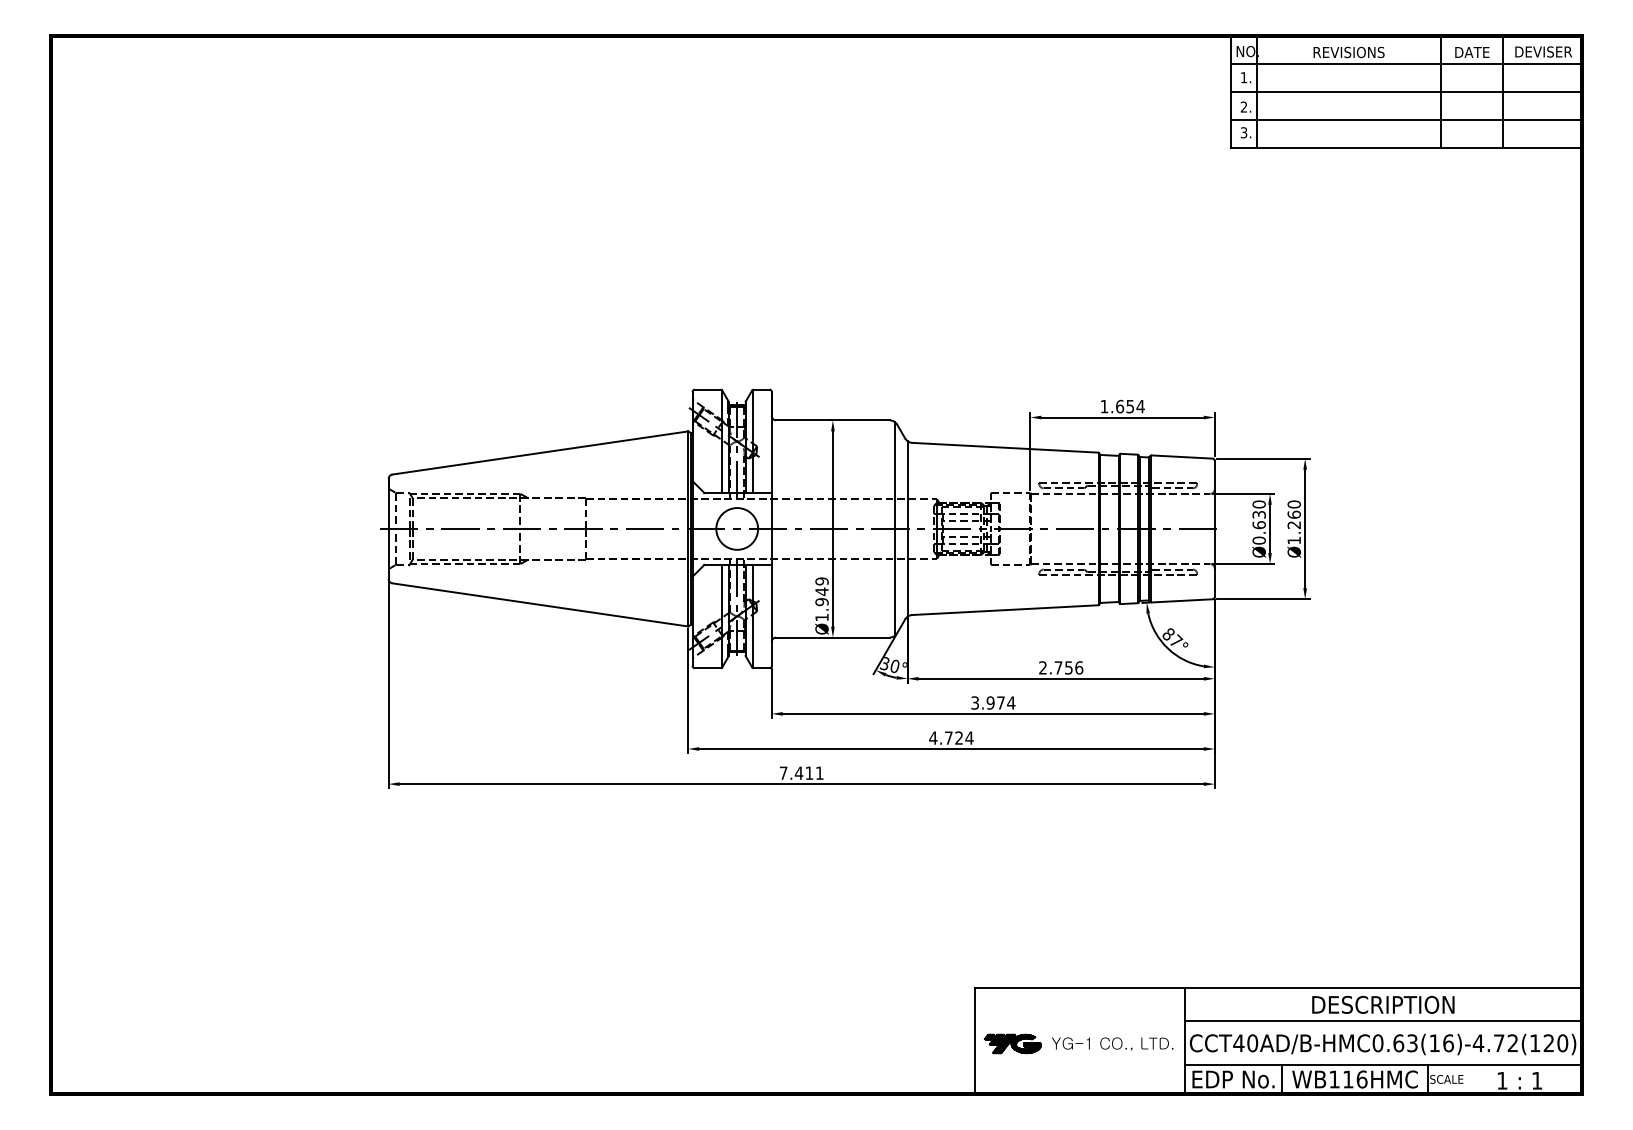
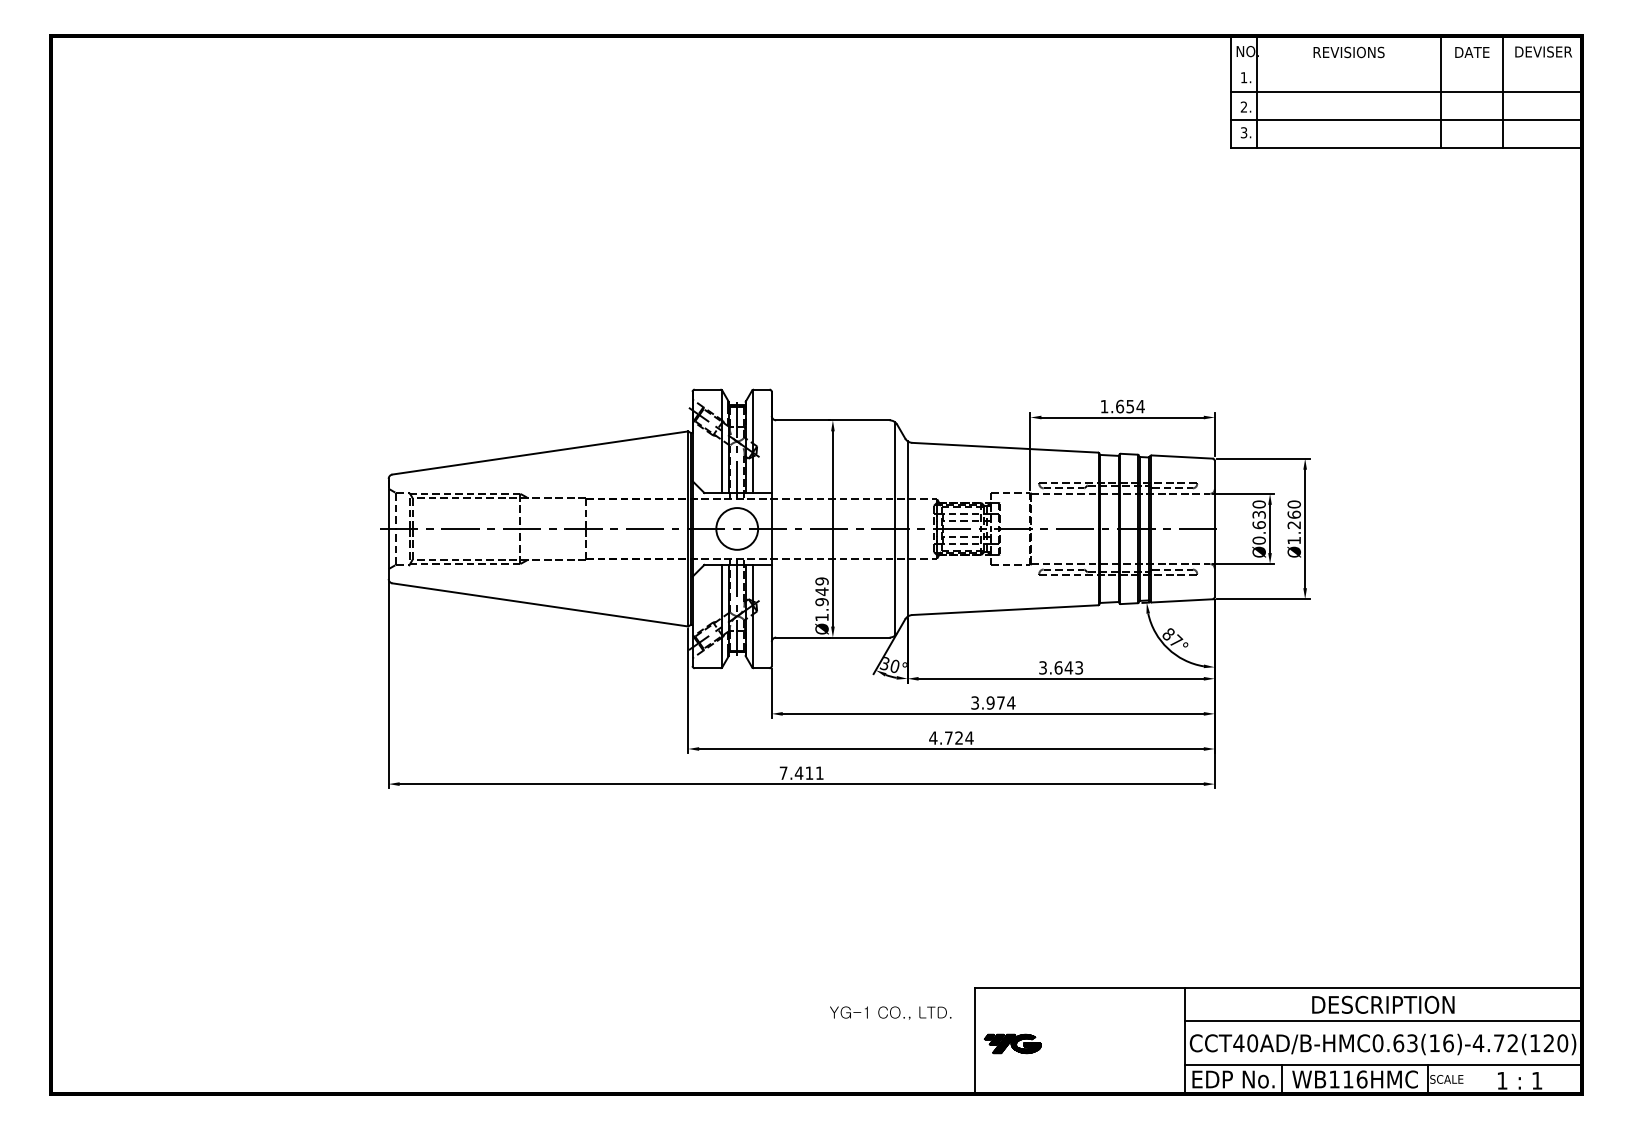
line: present -> none (1405, 64)
text: 2.756 -> 3.643 (1061, 667)
text position: (1112, 1043) -> (890, 1012) (890, 1012)
